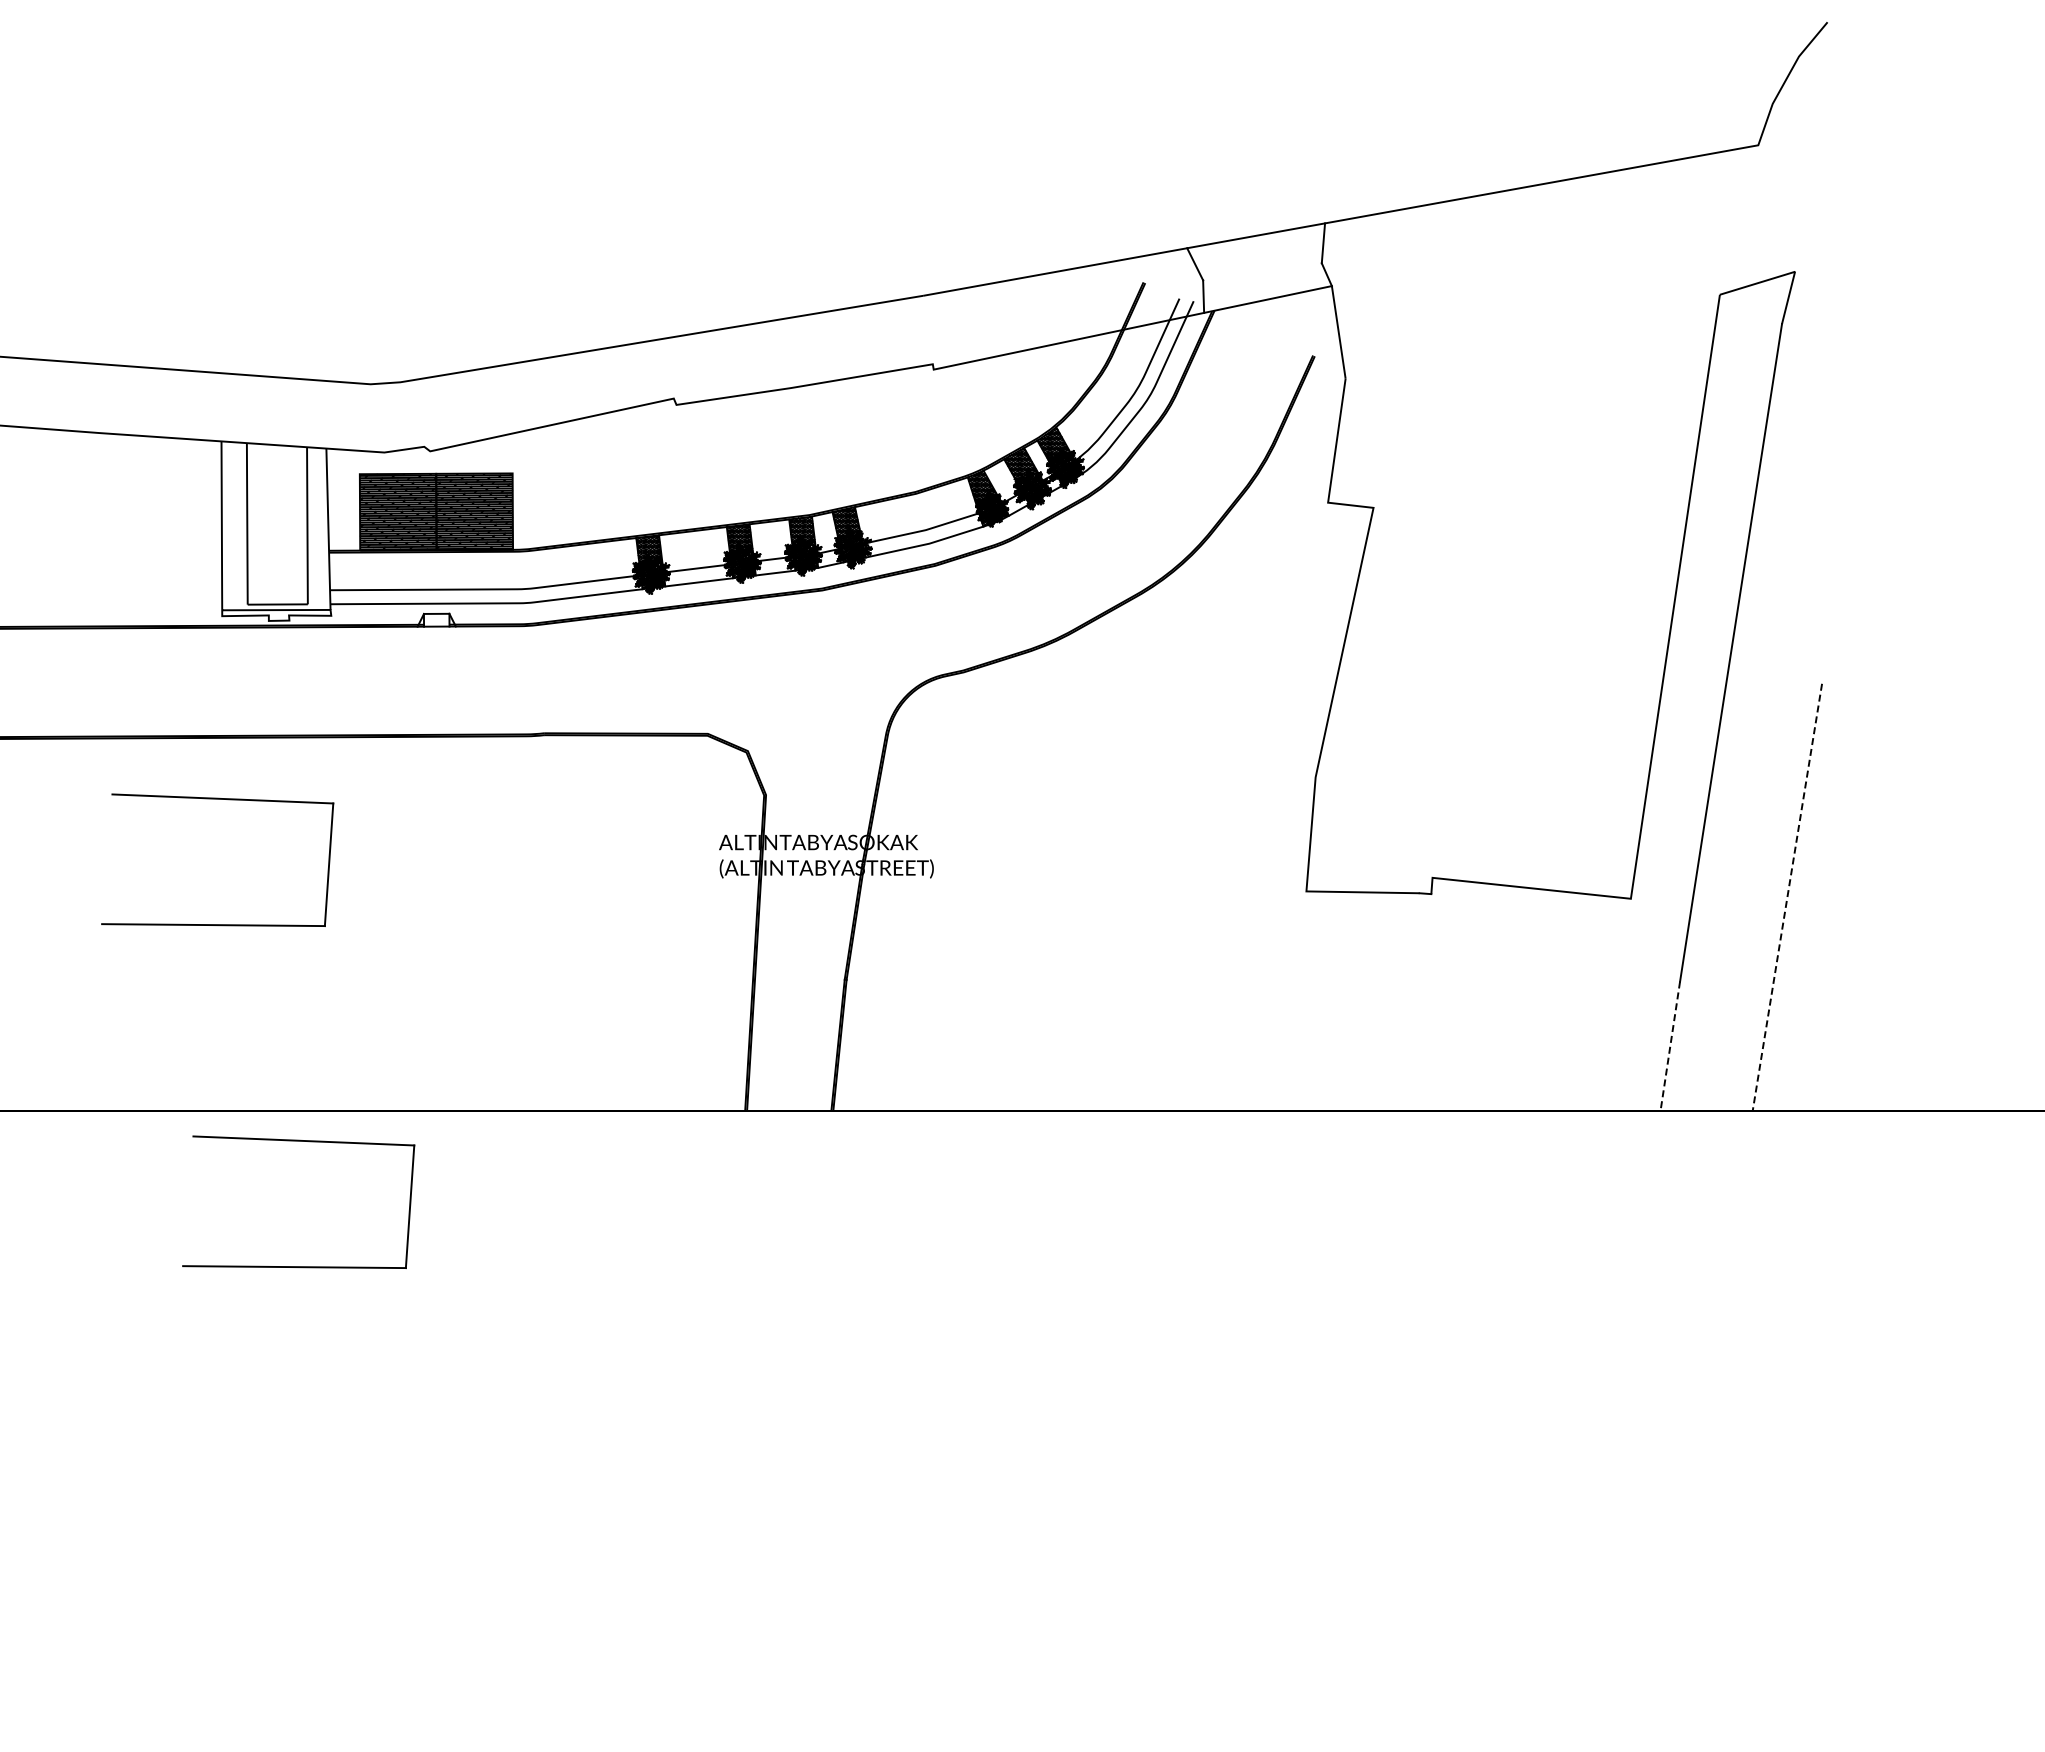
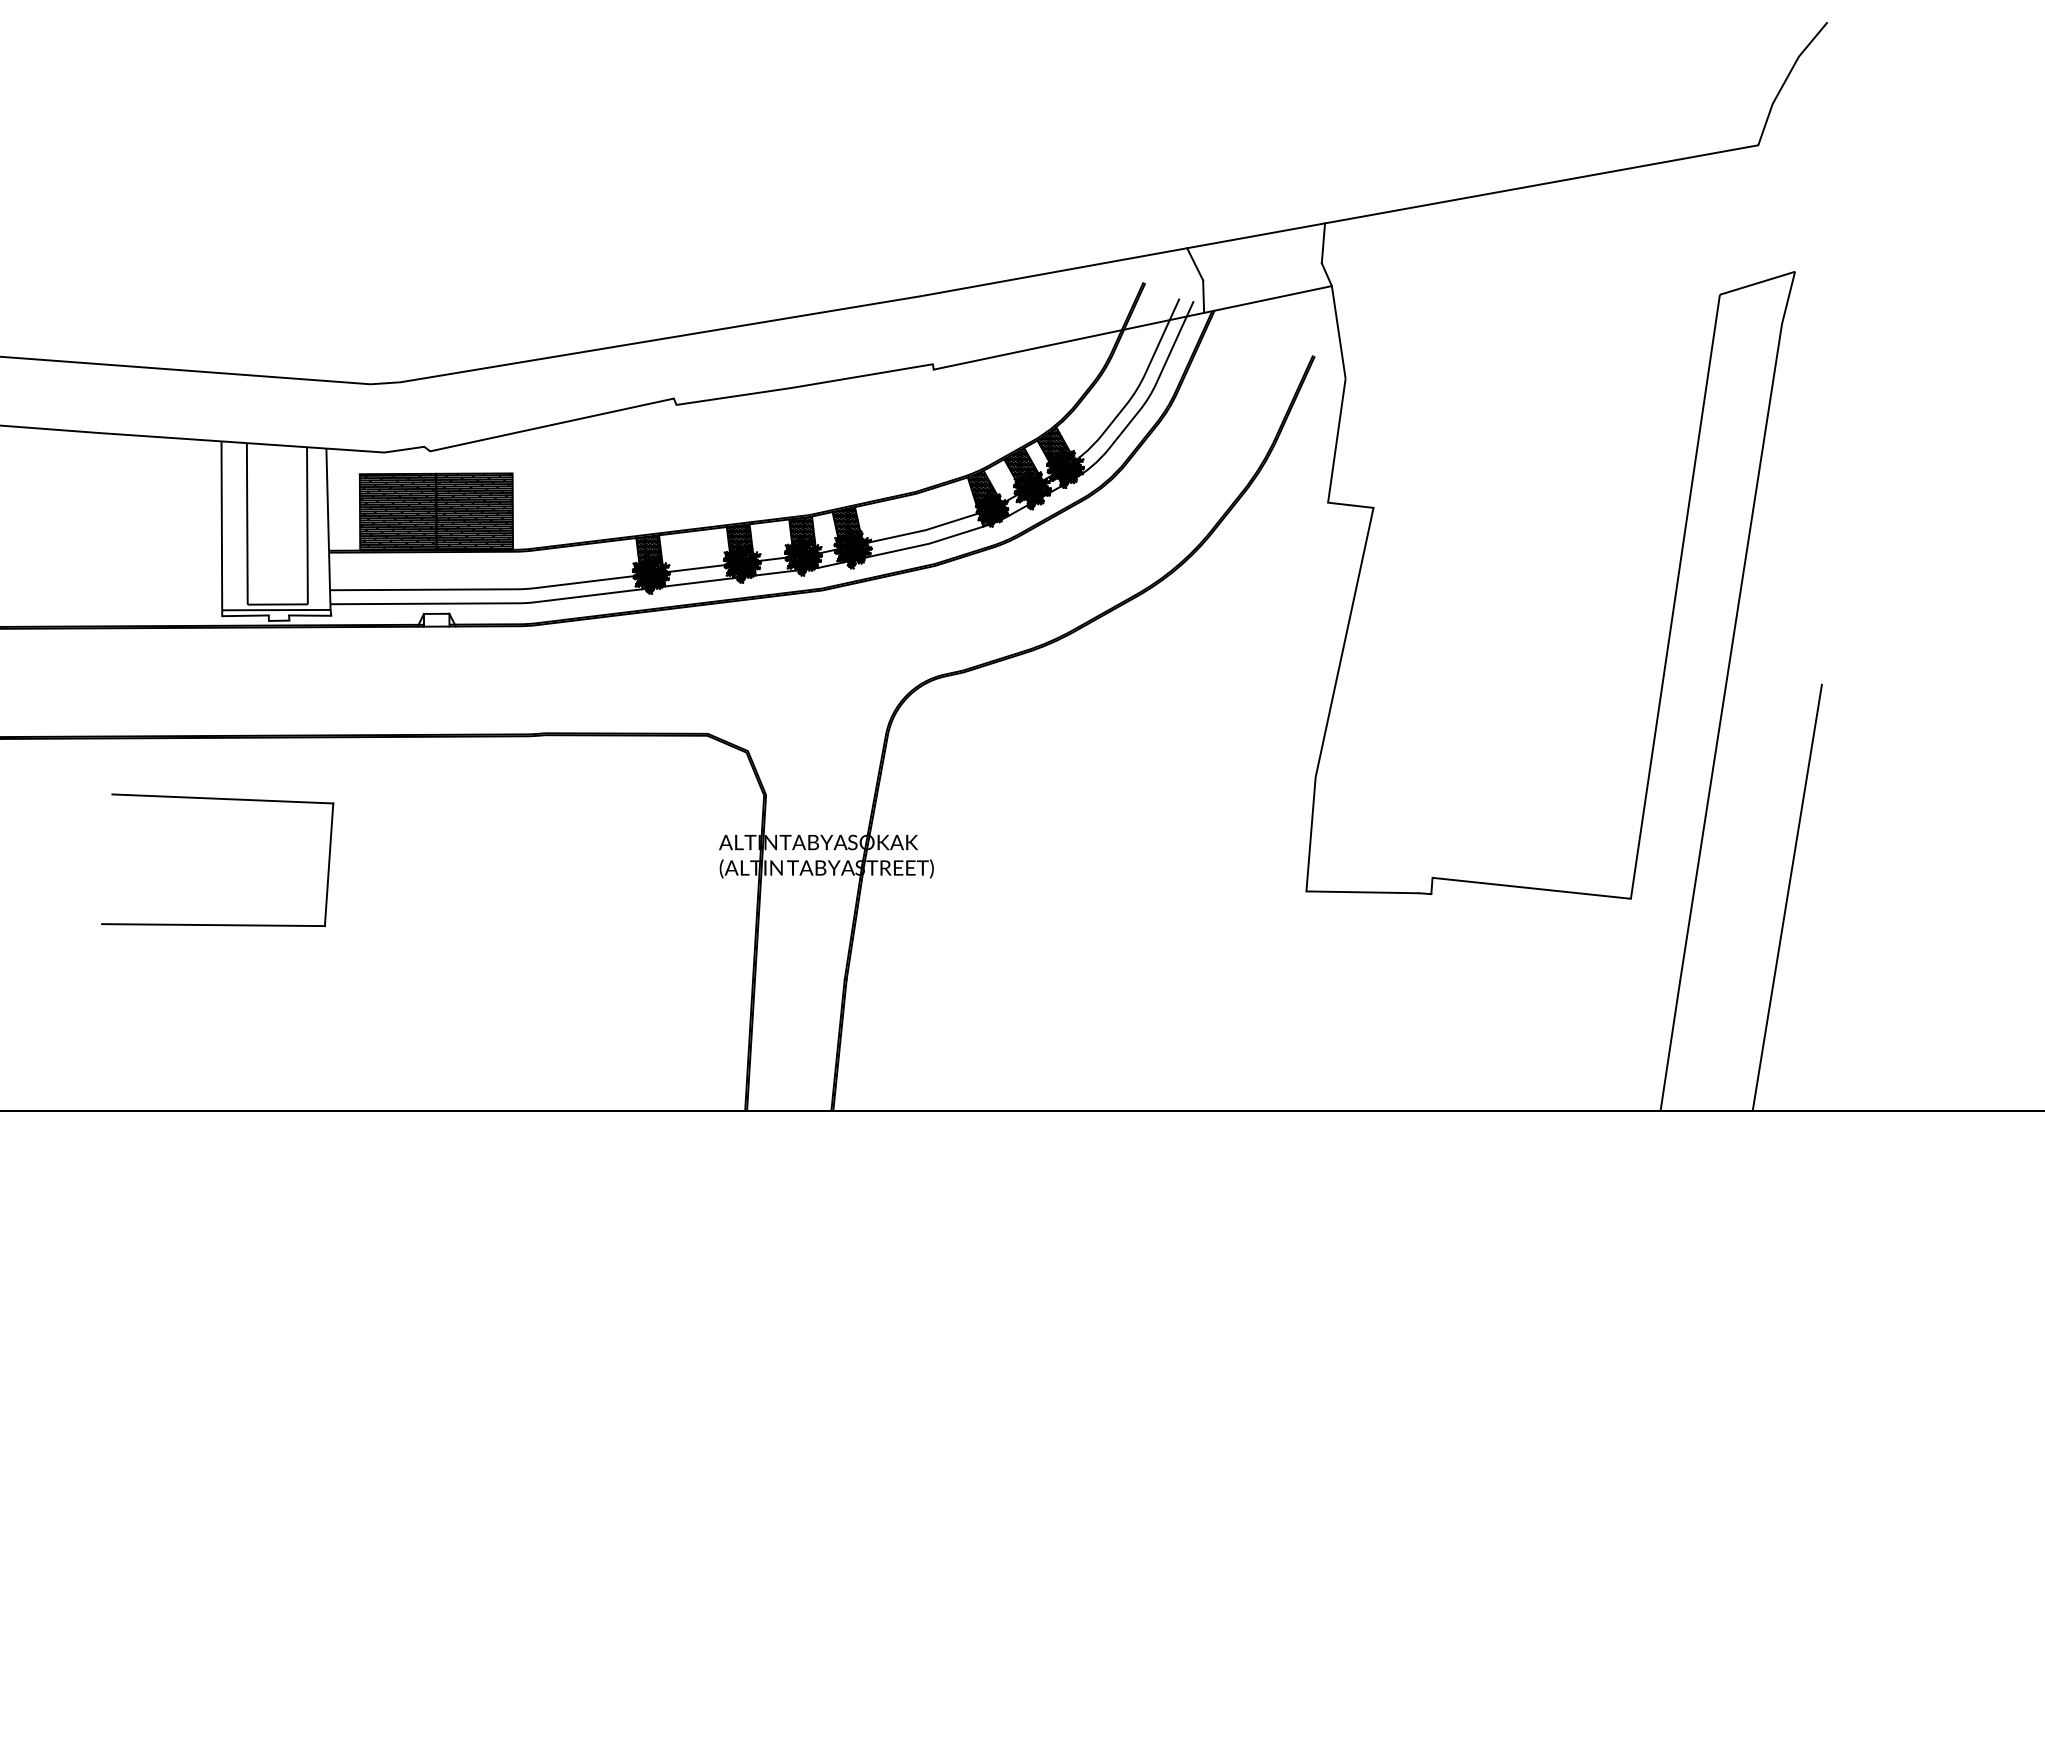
line: dashed -> solid (1787, 897)
line: dashed -> solid (1670, 1046)
part: present -> none (298, 1141)
